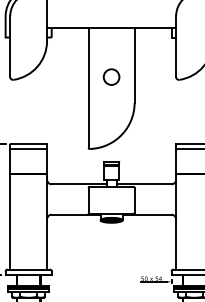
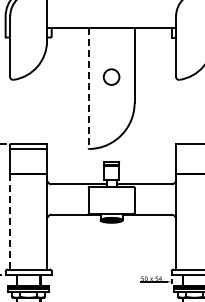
line: solid -> dashed (88, 88)
line: present -> none (188, 148)
line: solid -> dashed (10, 221)
